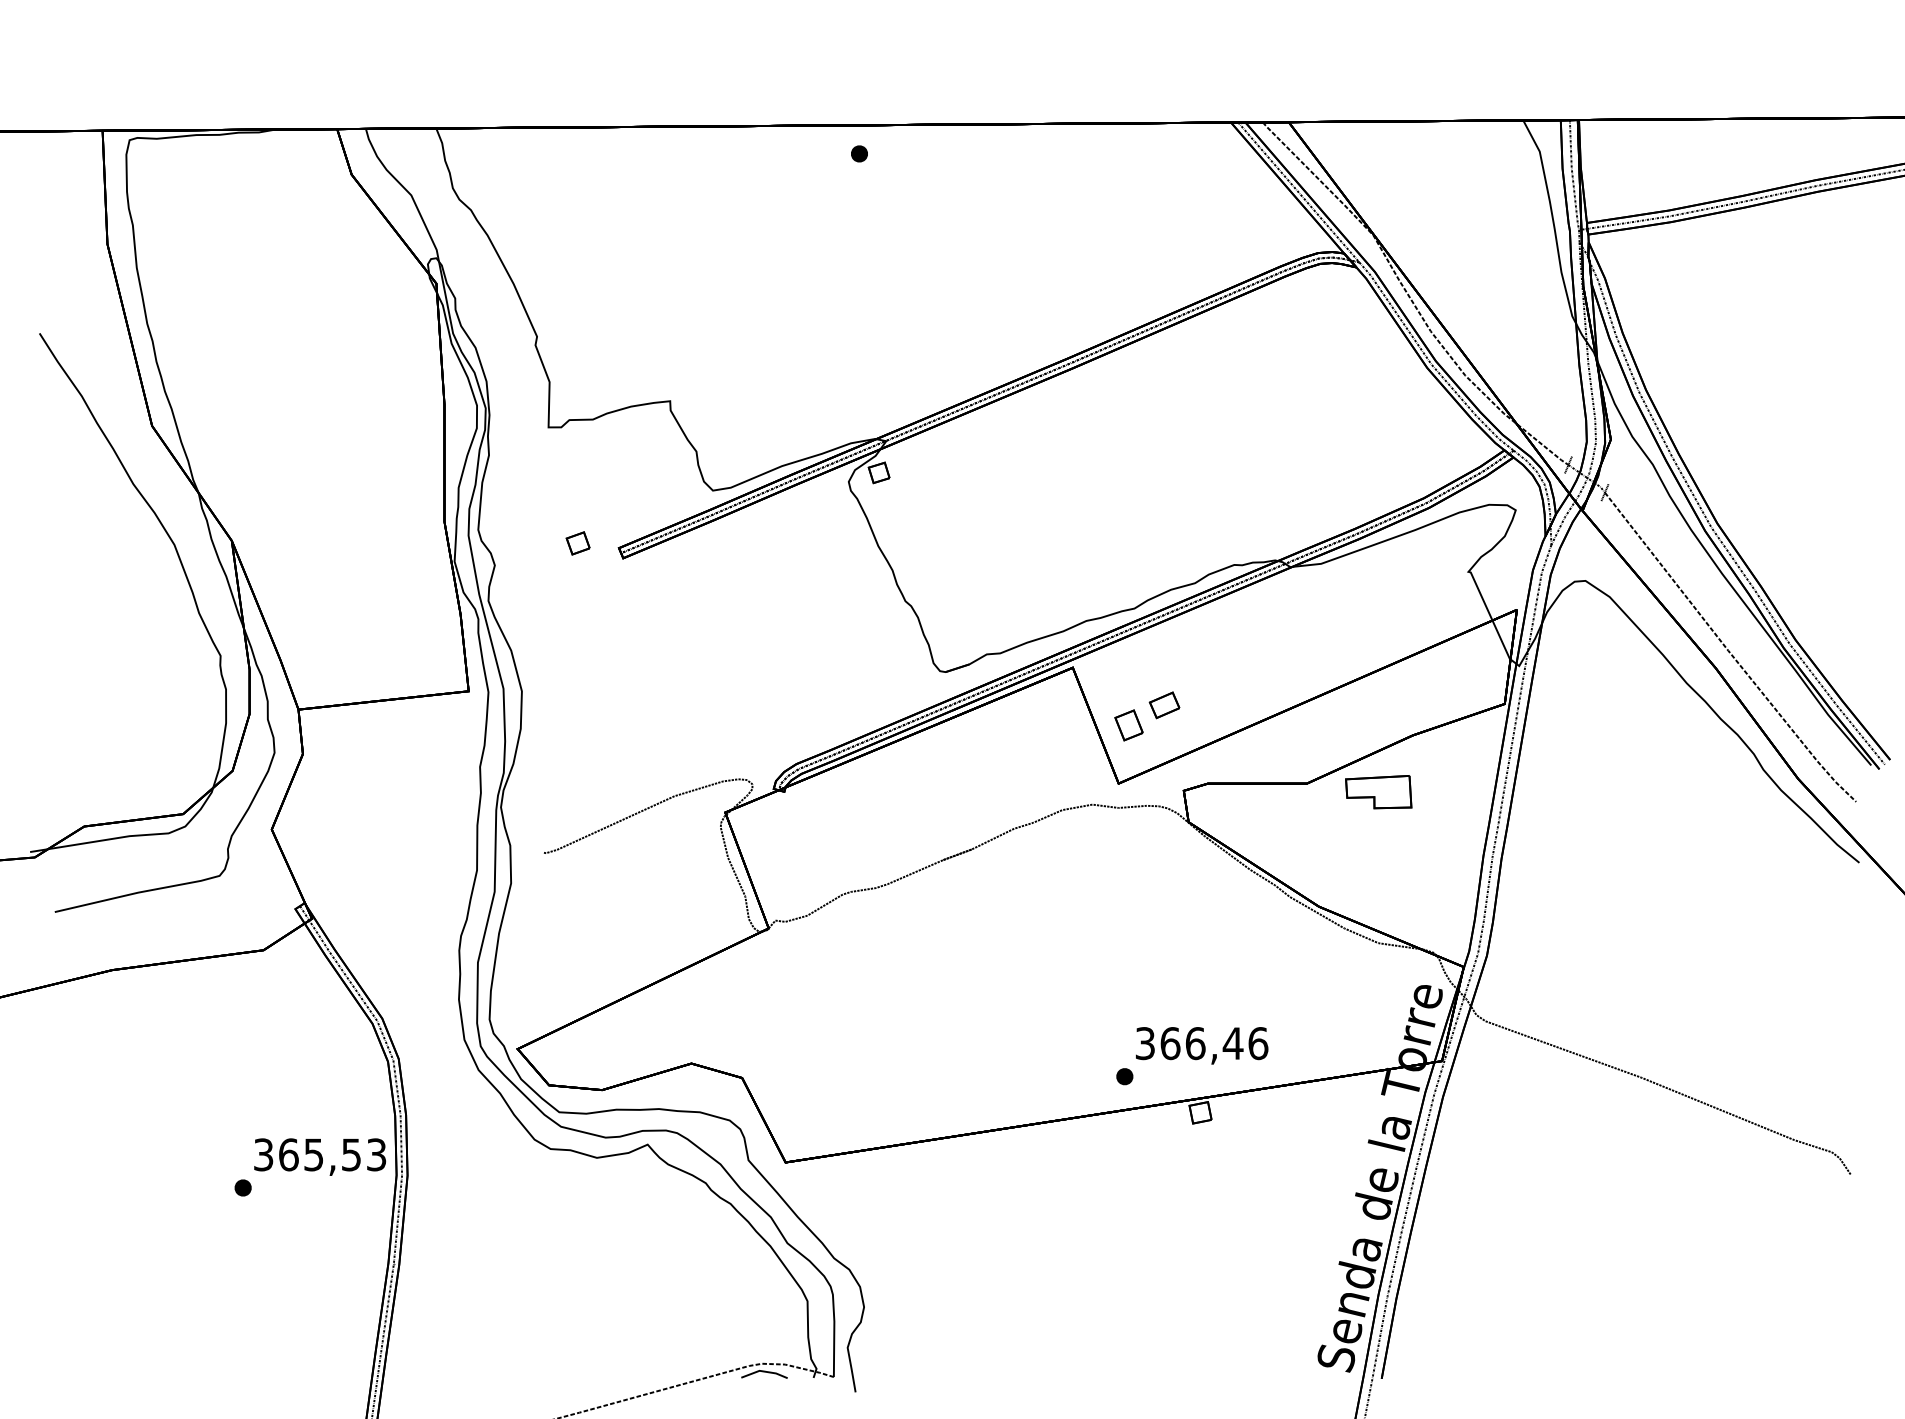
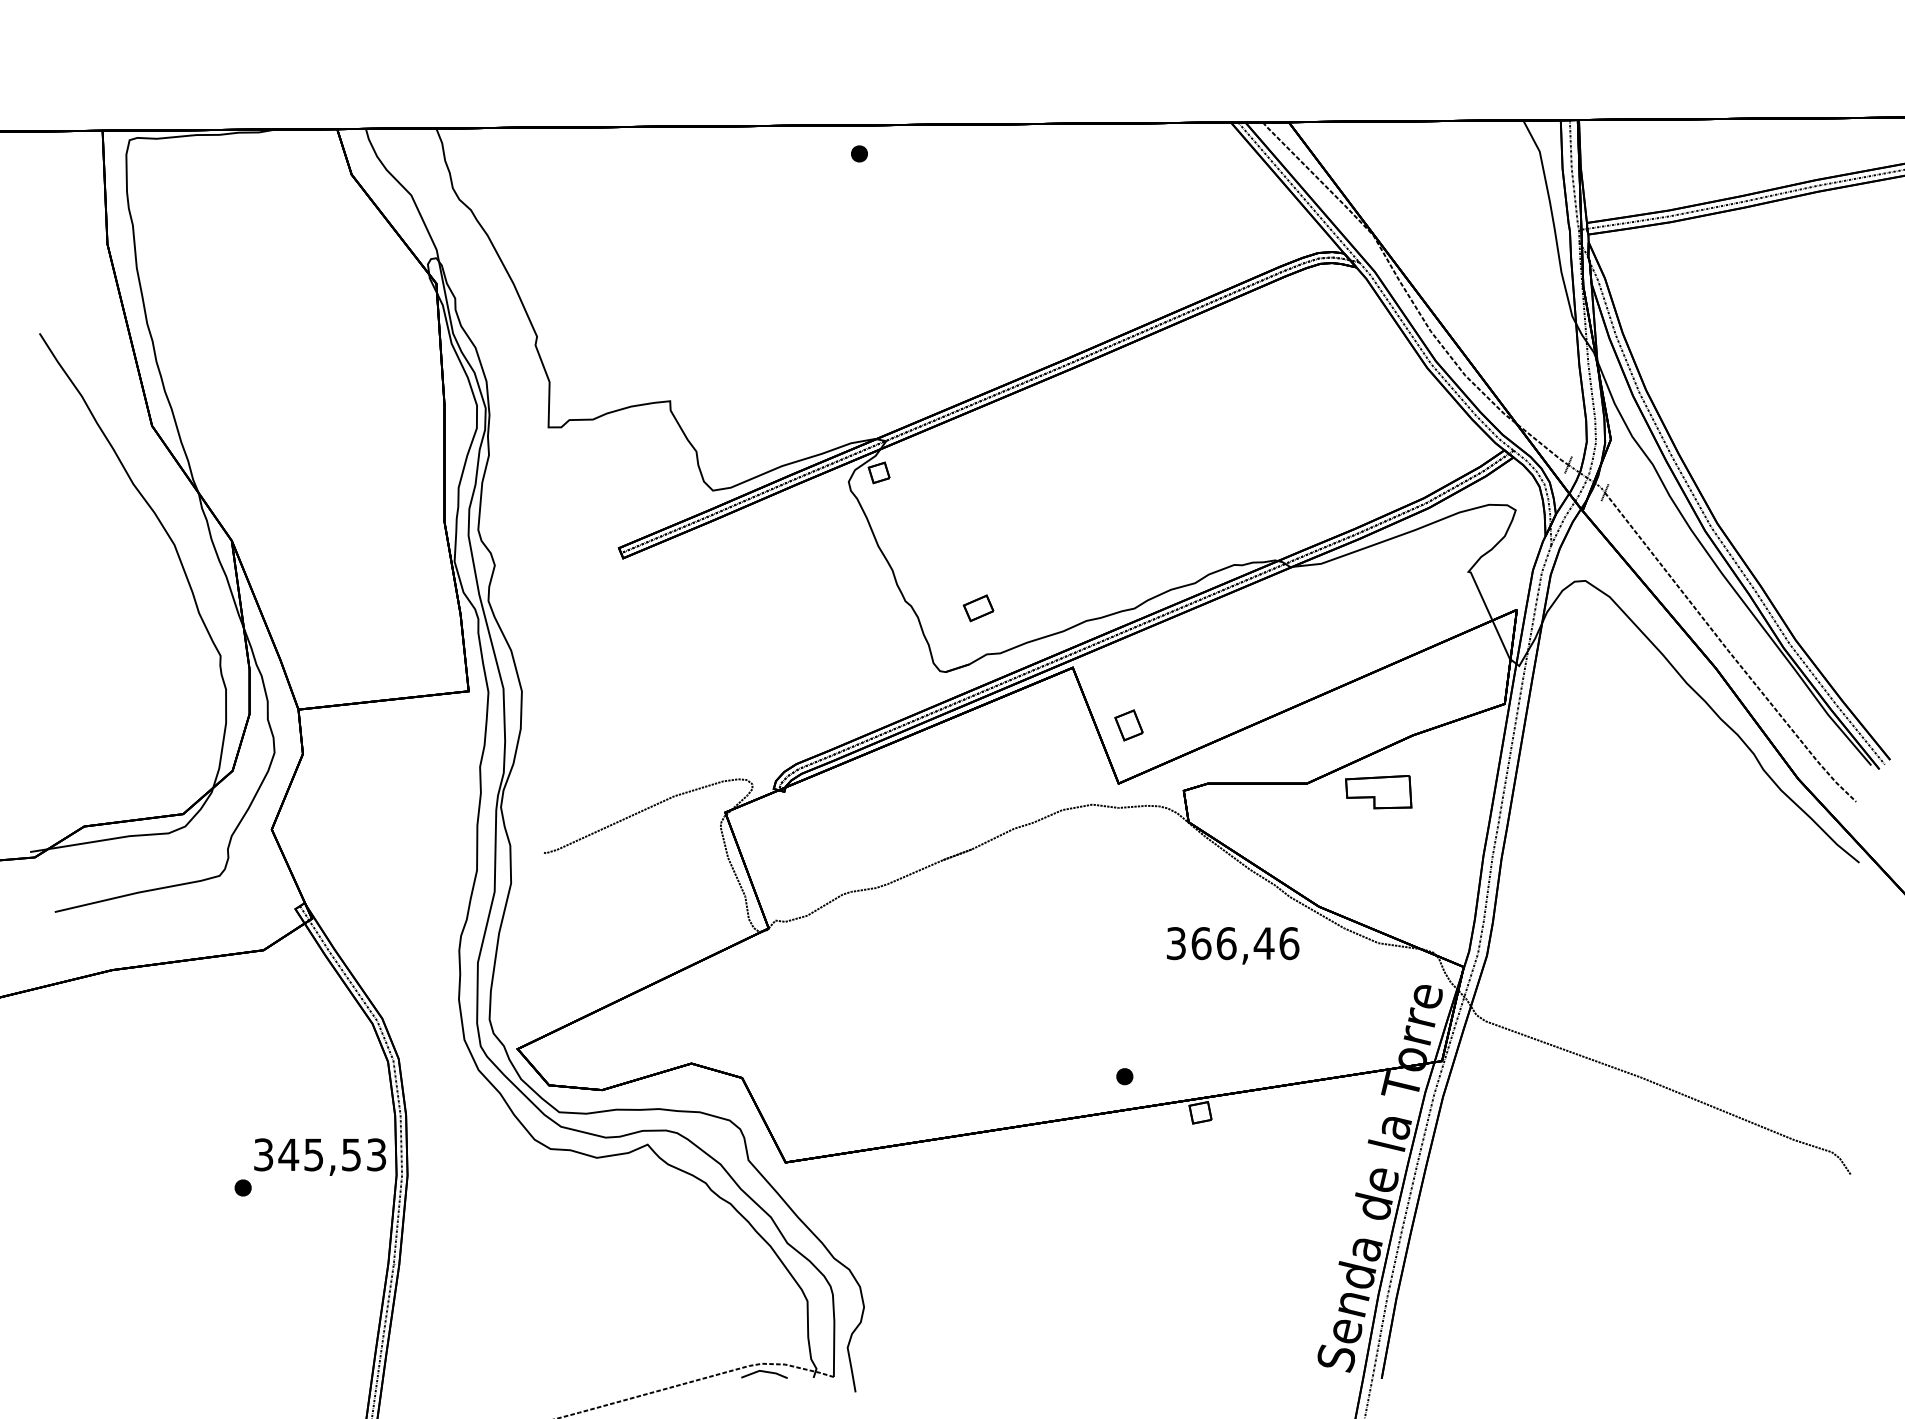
part: present -> none (577, 543)
part position: (1164, 705) -> (978, 608) (978, 608)
text position: (1202, 1045) -> (1233, 945) (1233, 945)
text: 365,53 -> 345,53 (288, 1154)
